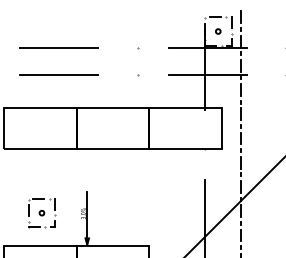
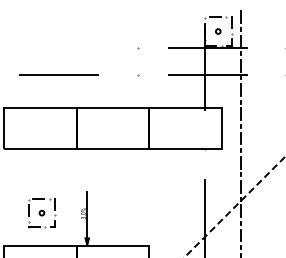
line: present -> none (59, 48)
line: solid -> dashed (234, 207)
